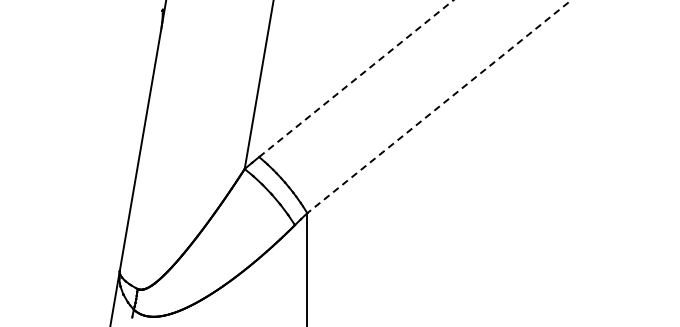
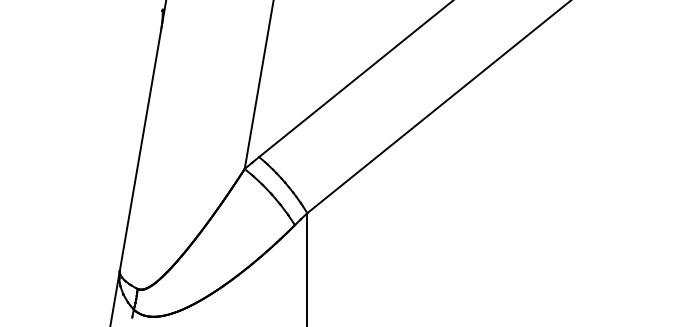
line: dashed -> solid (356, 78)
line: dashed -> solid (438, 107)
